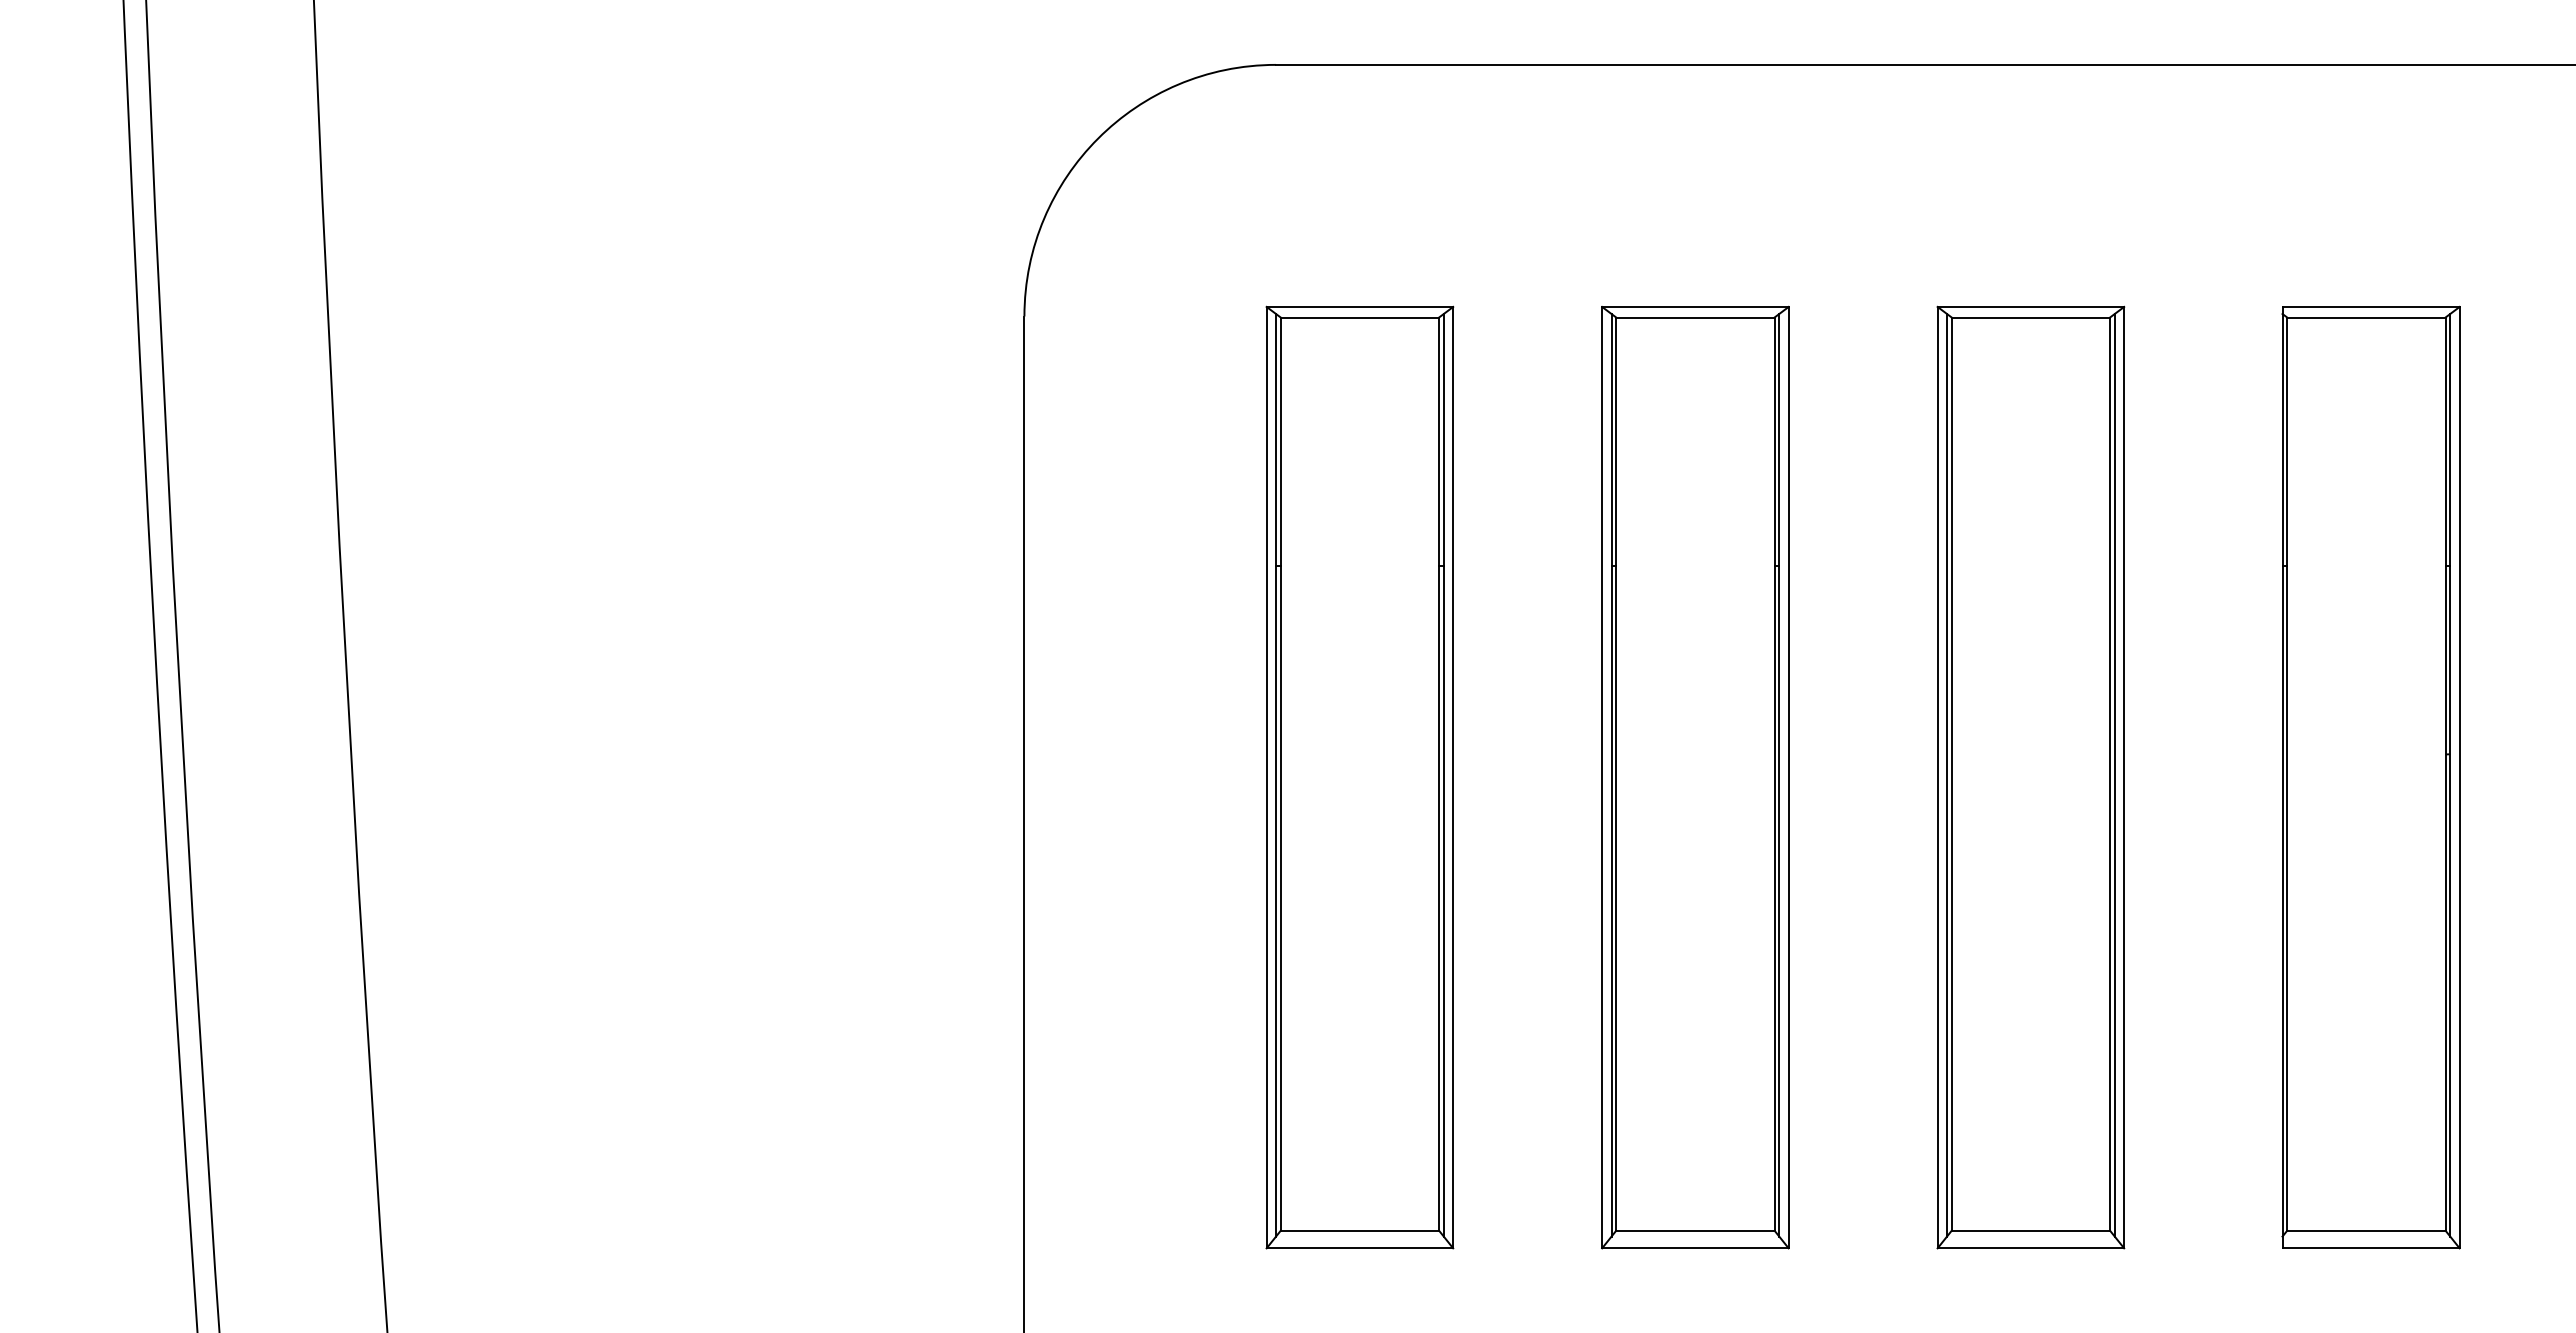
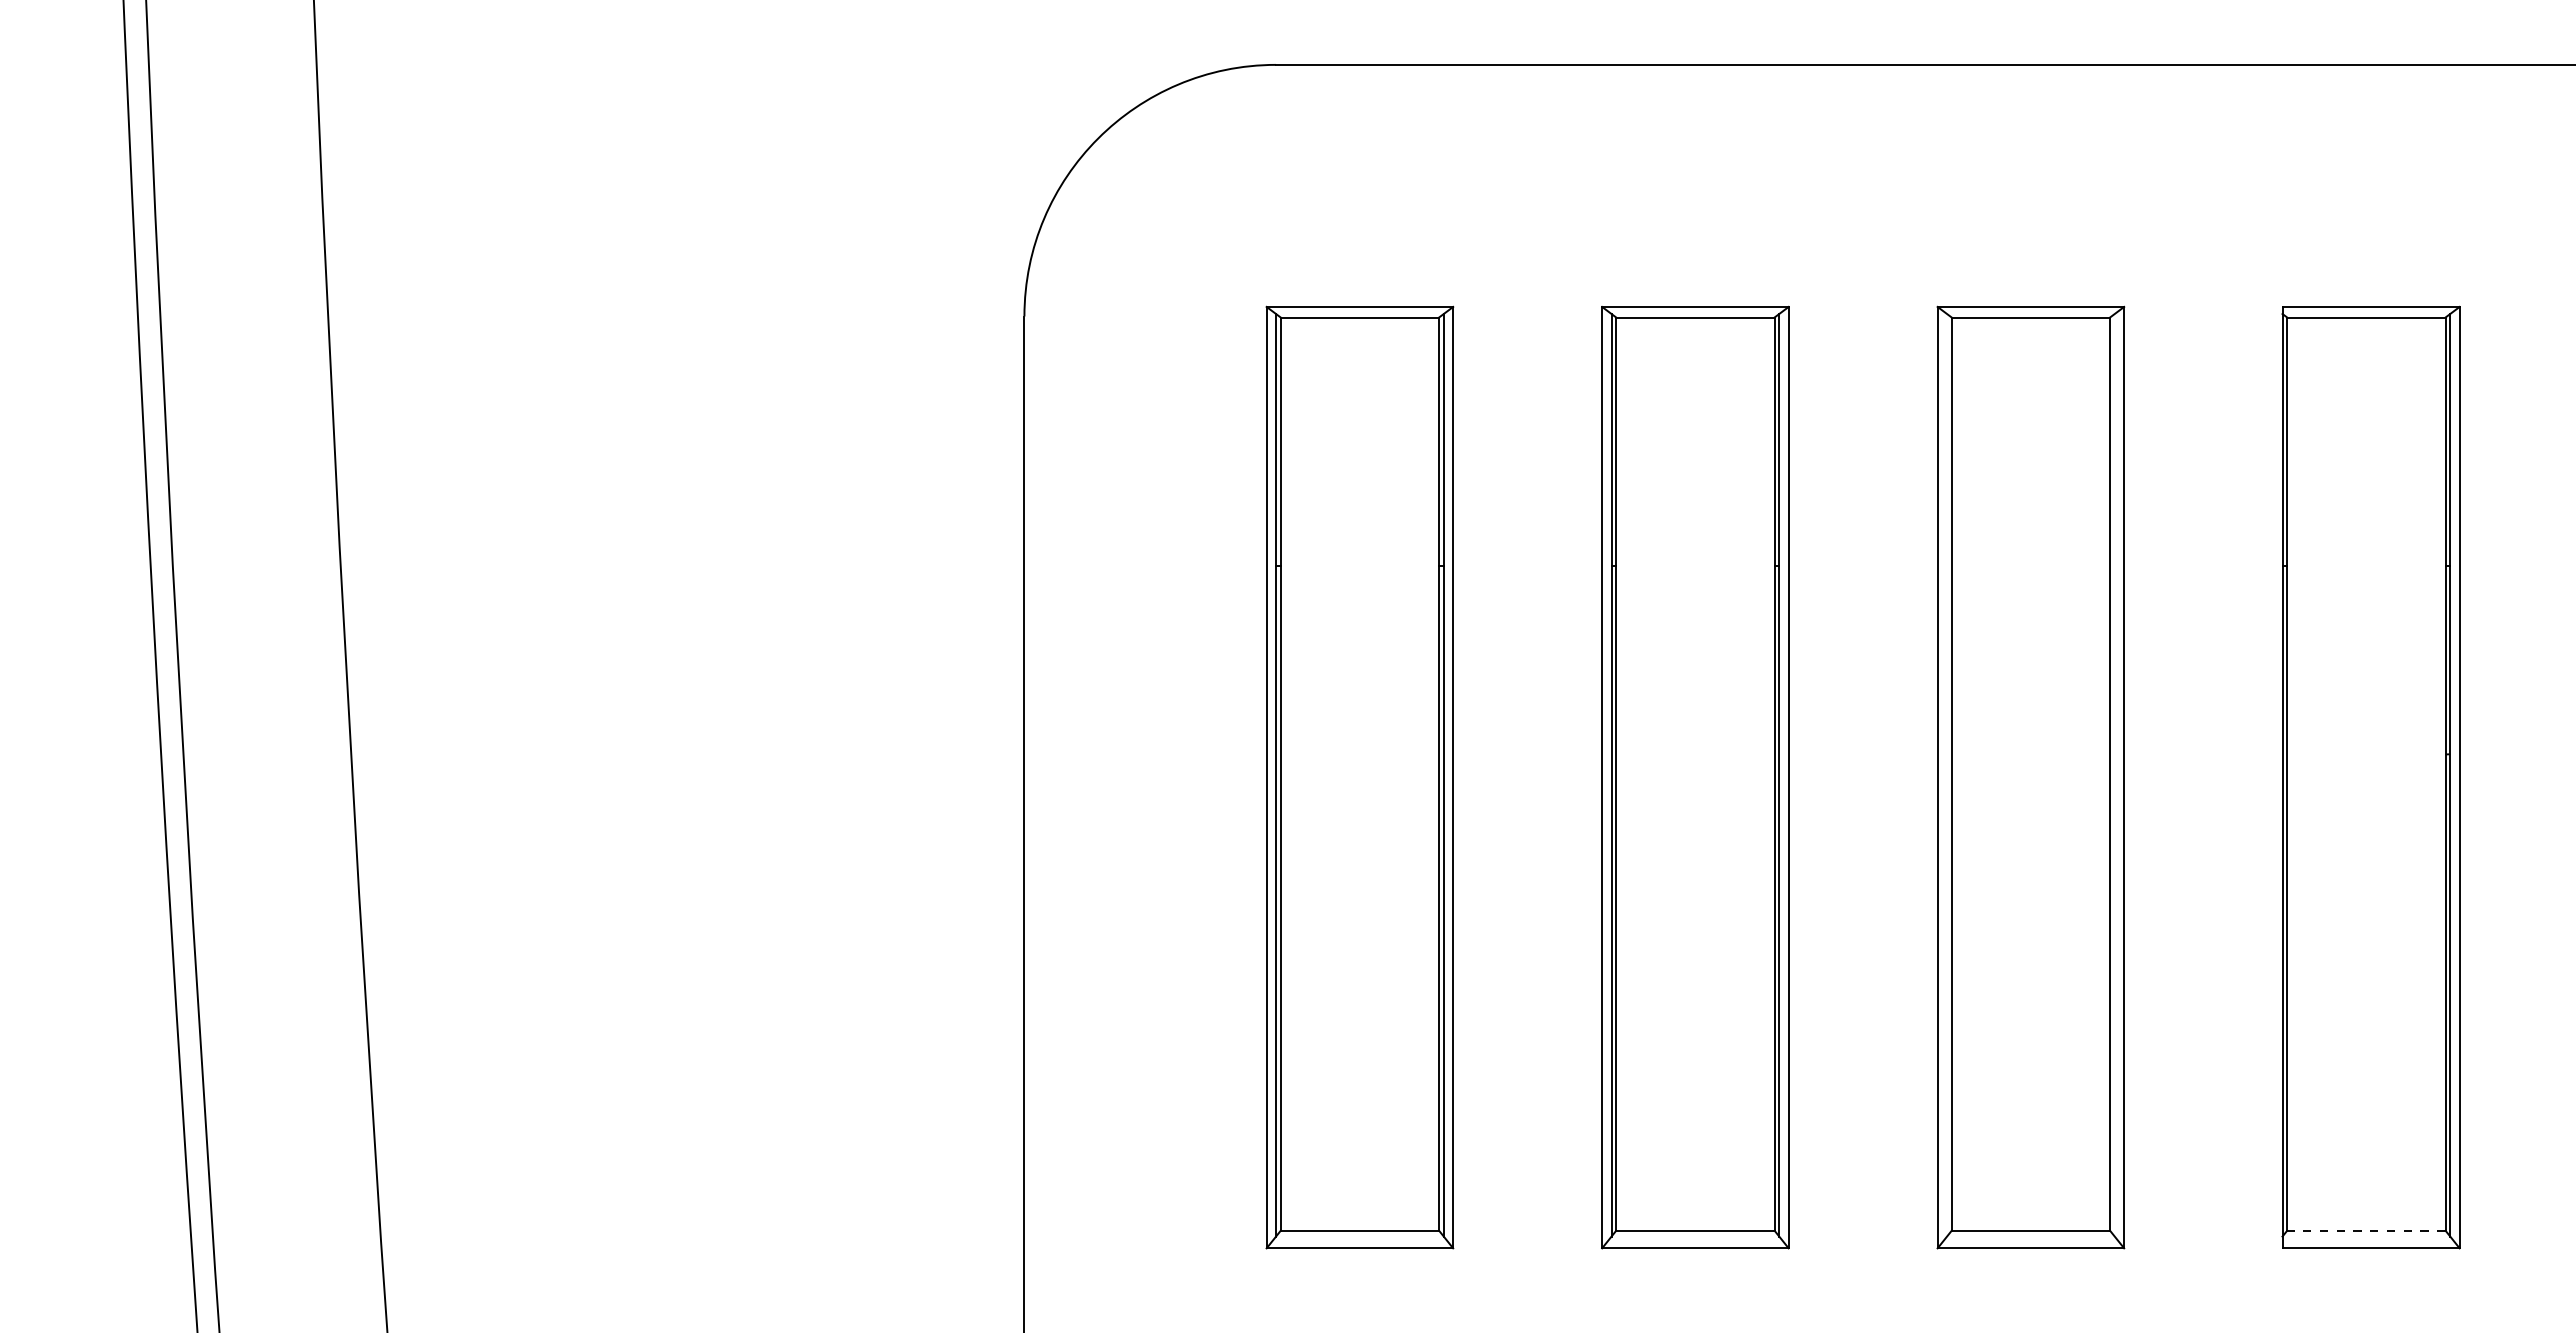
line: present -> none (1947, 775)
line: present -> none (2114, 775)
line: solid -> dashed (2365, 1230)
